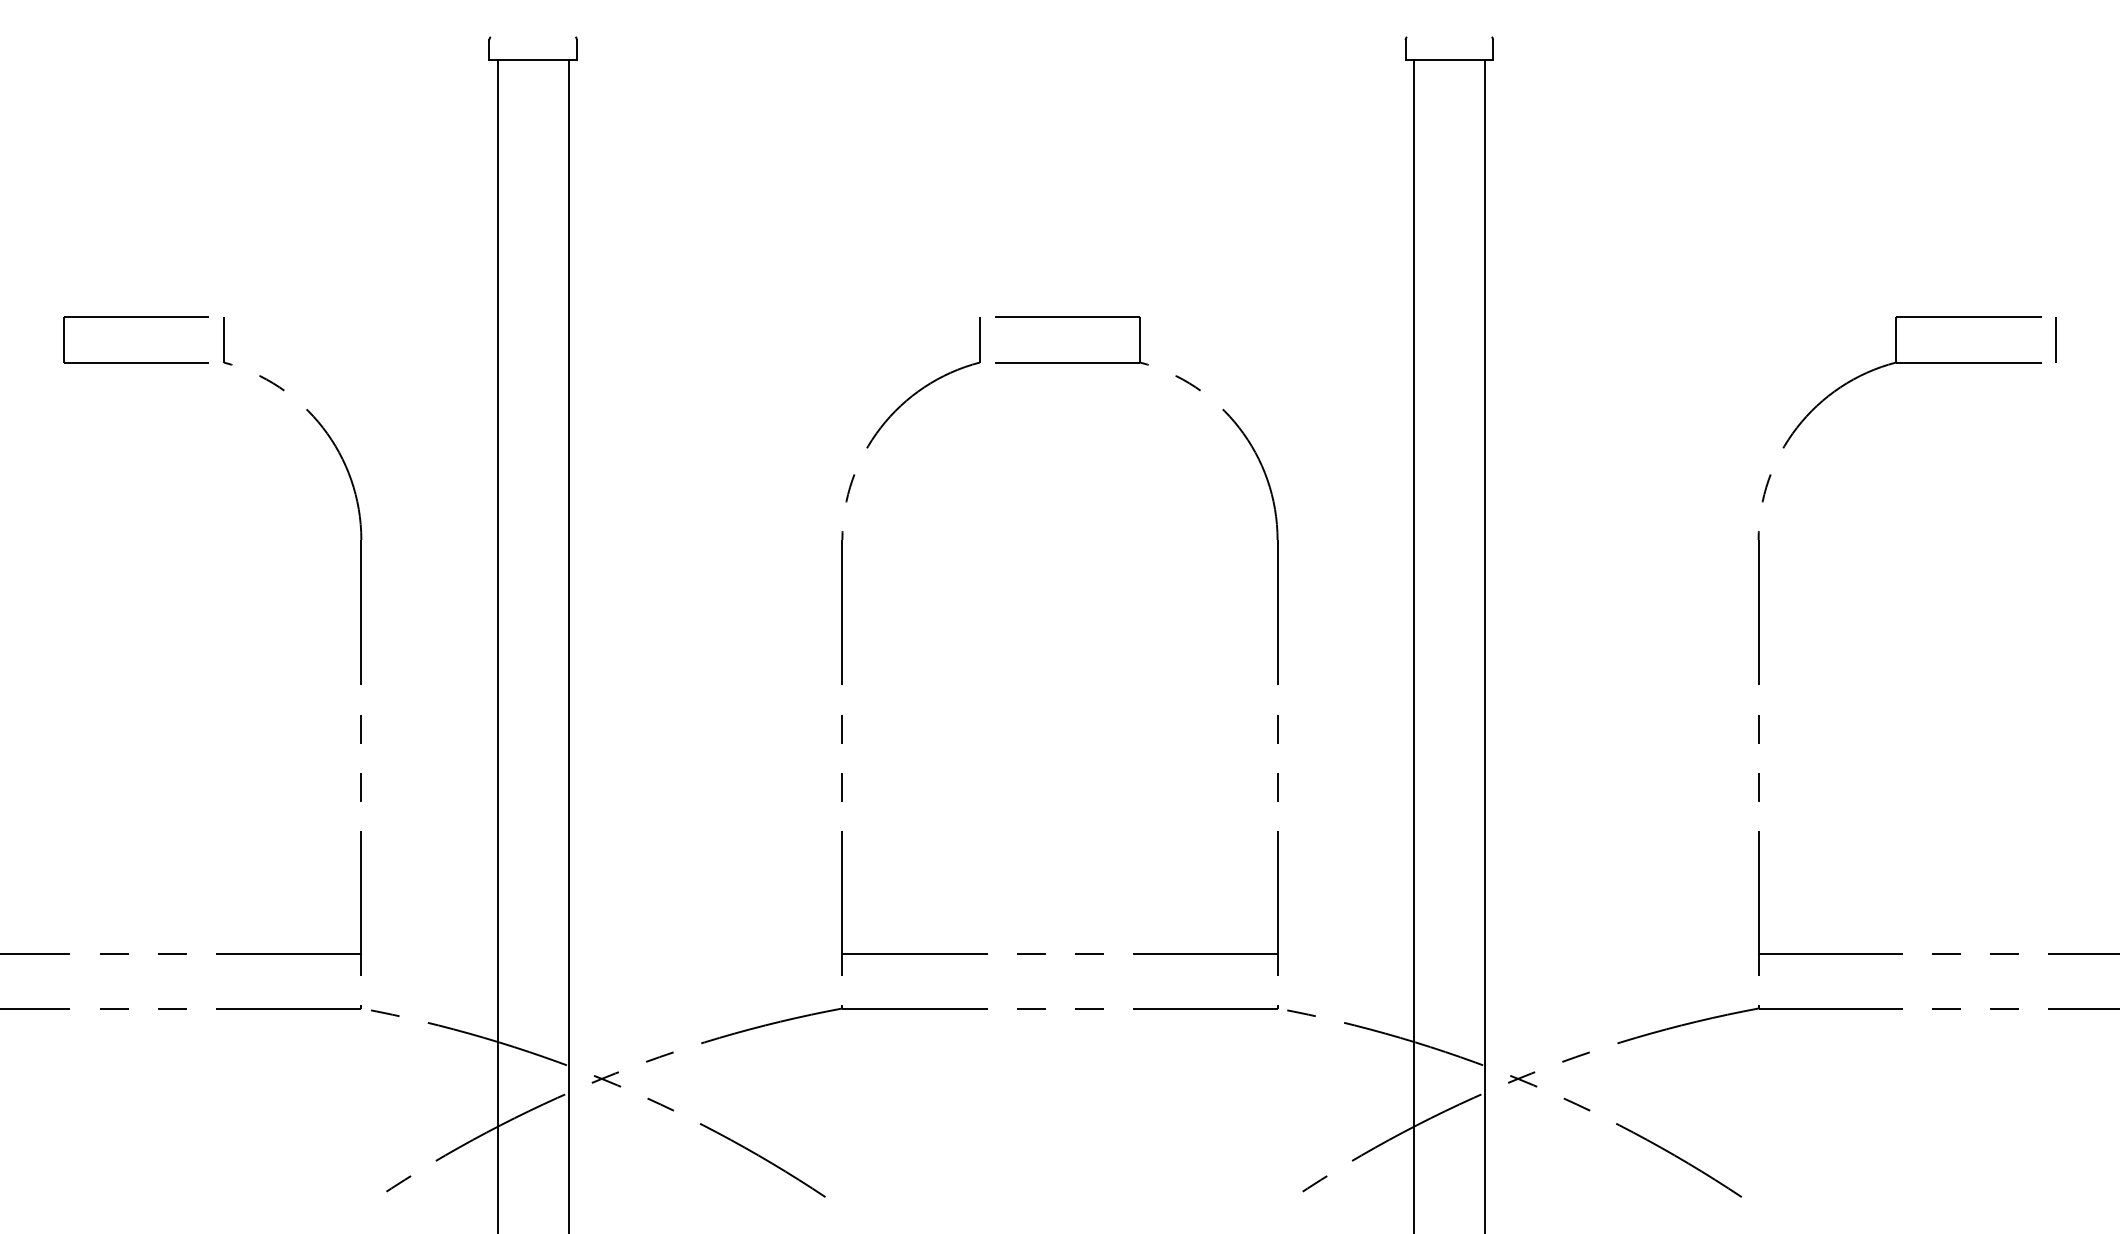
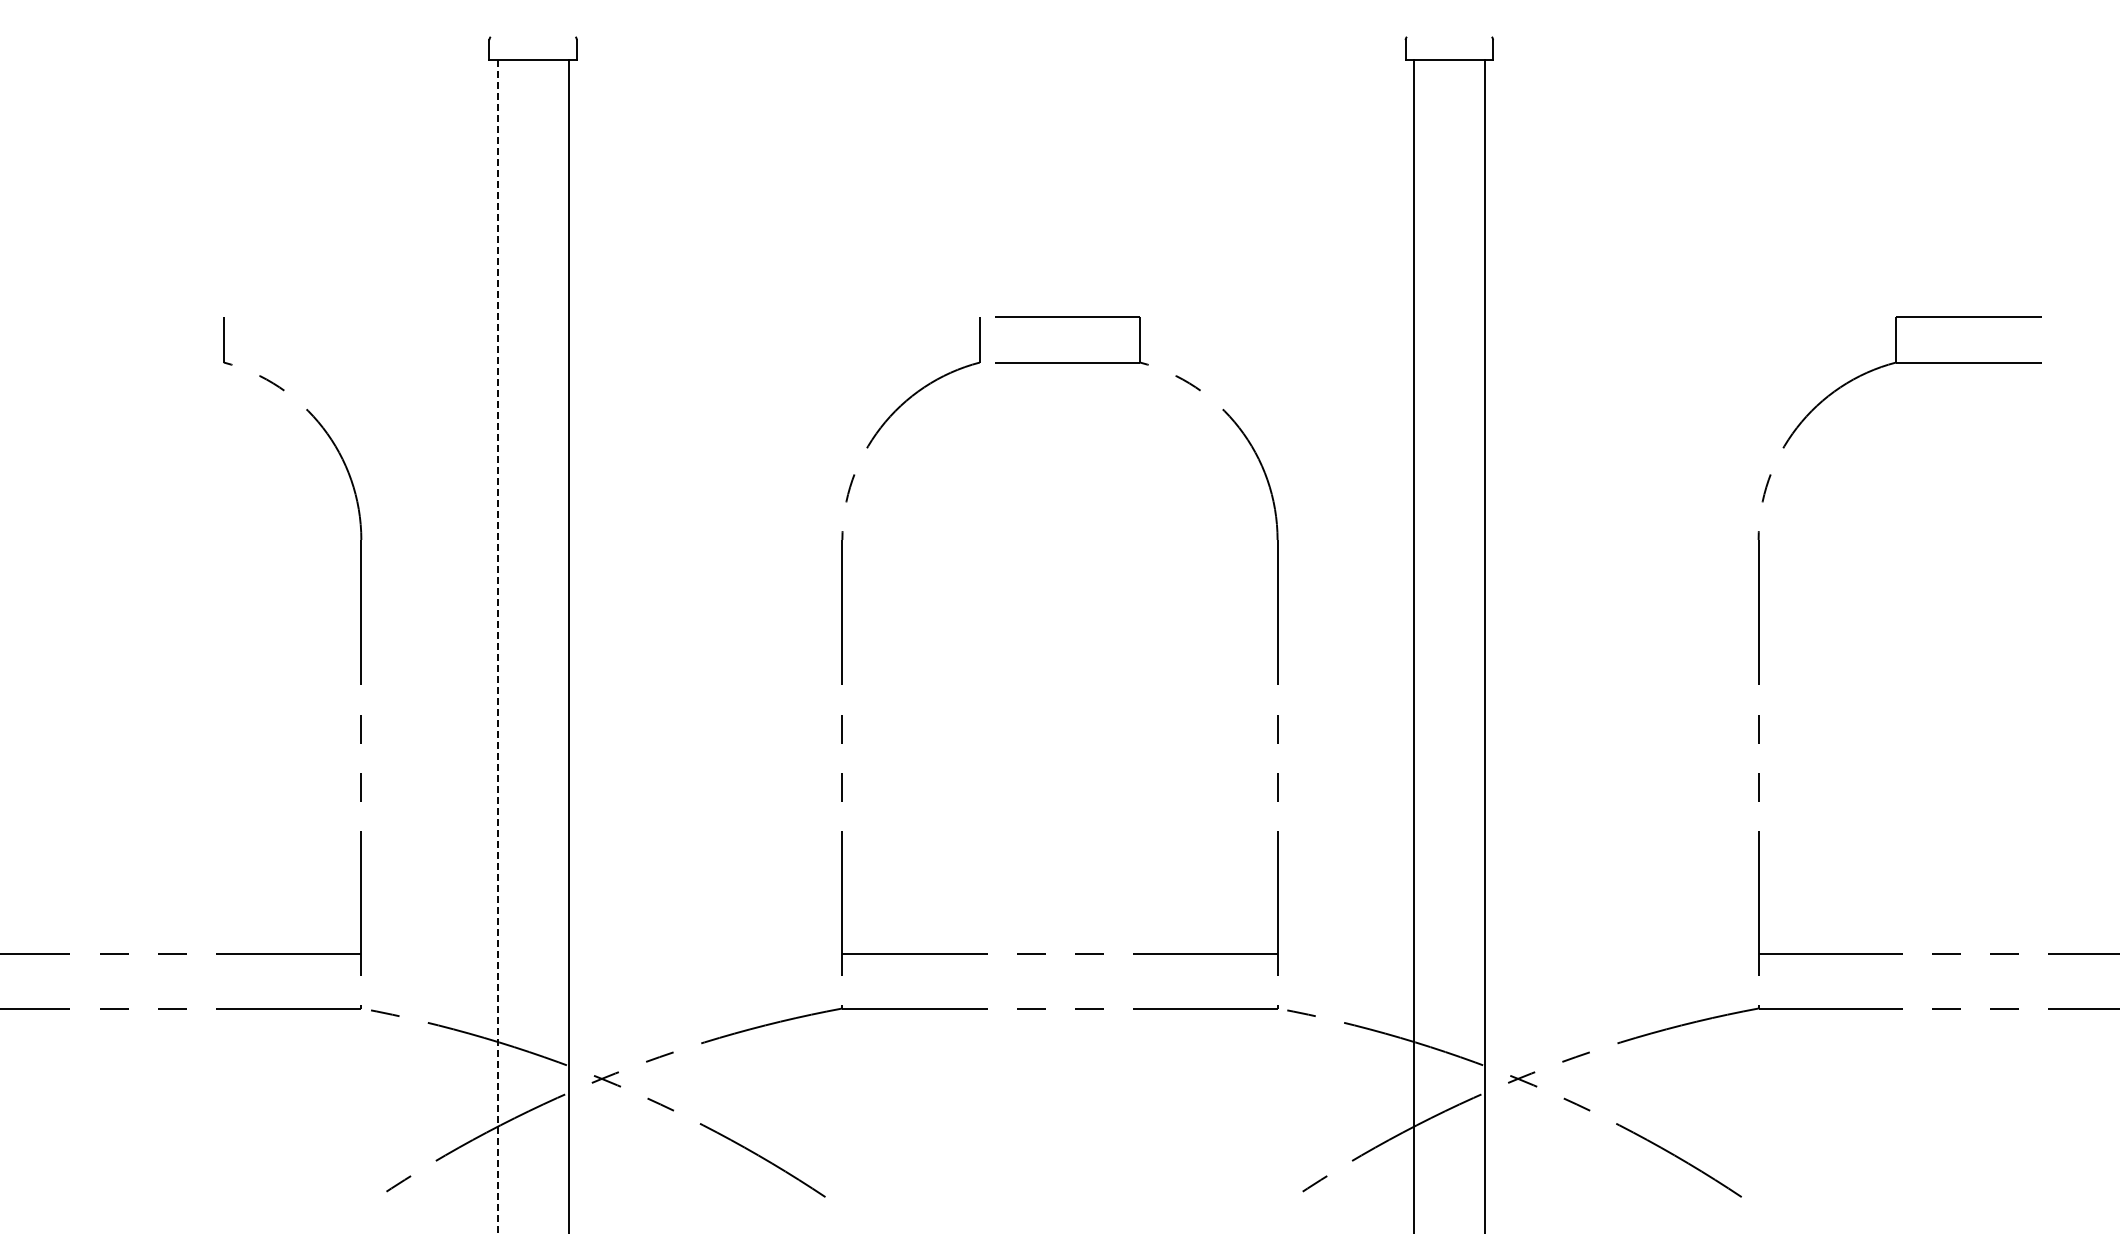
part: present -> none (135, 317)
line: present -> none (2056, 339)
line: solid -> dashed (497, 646)
